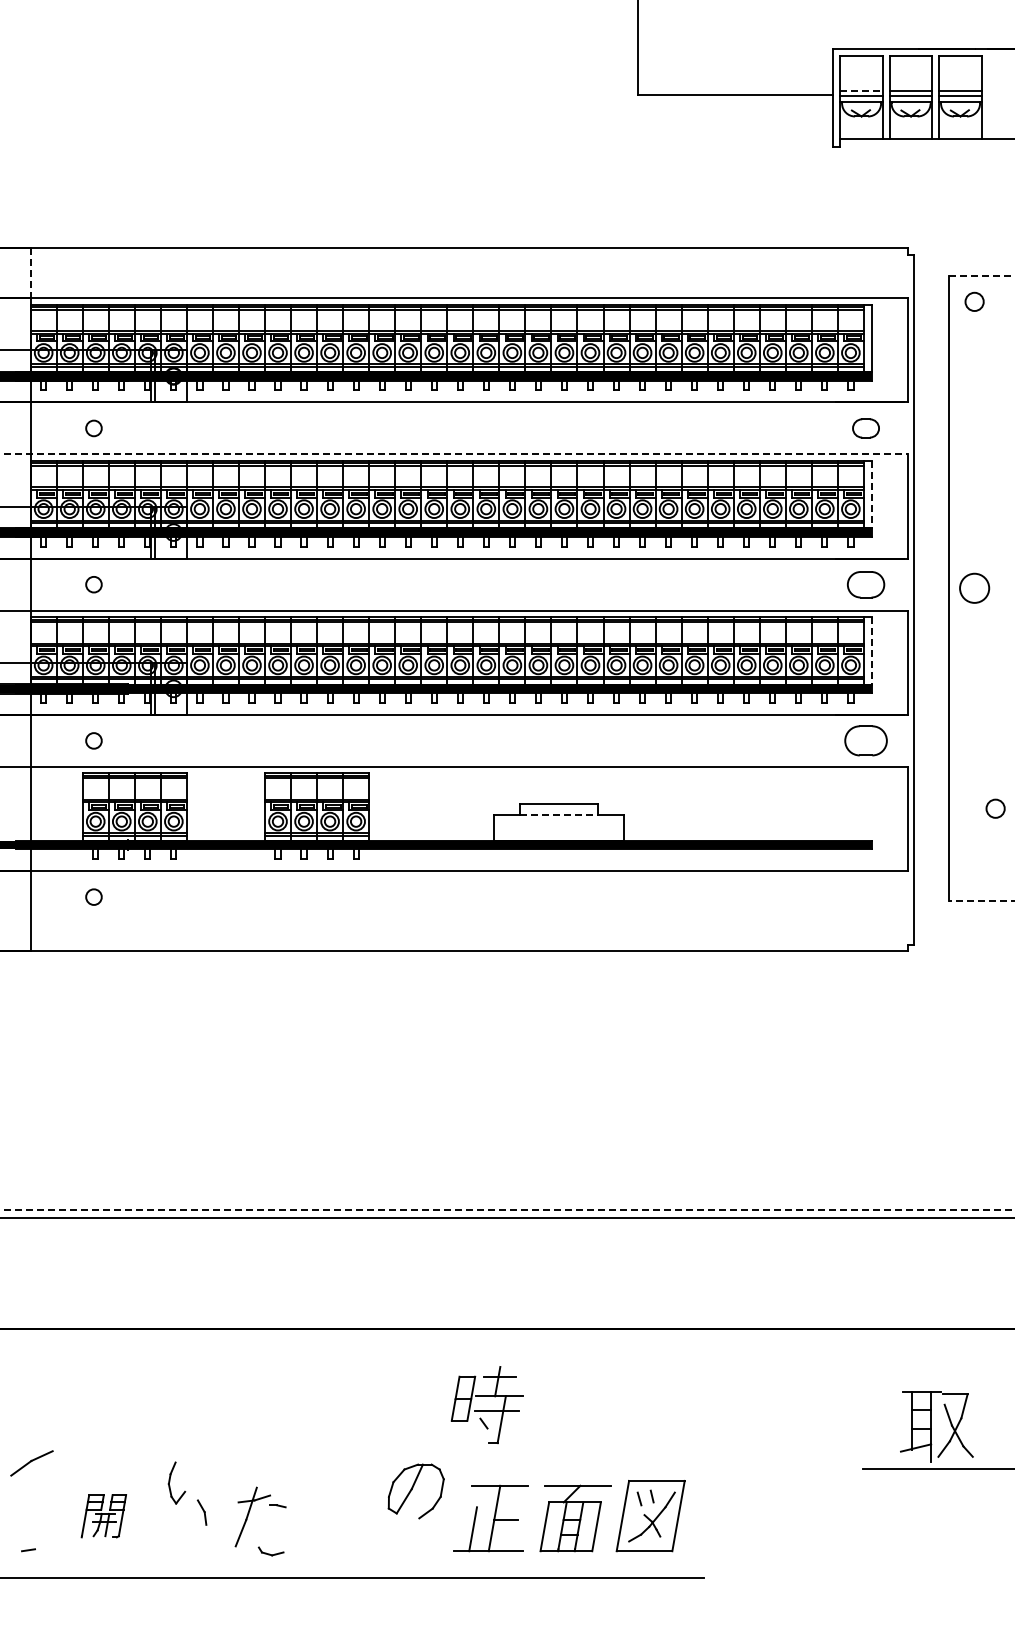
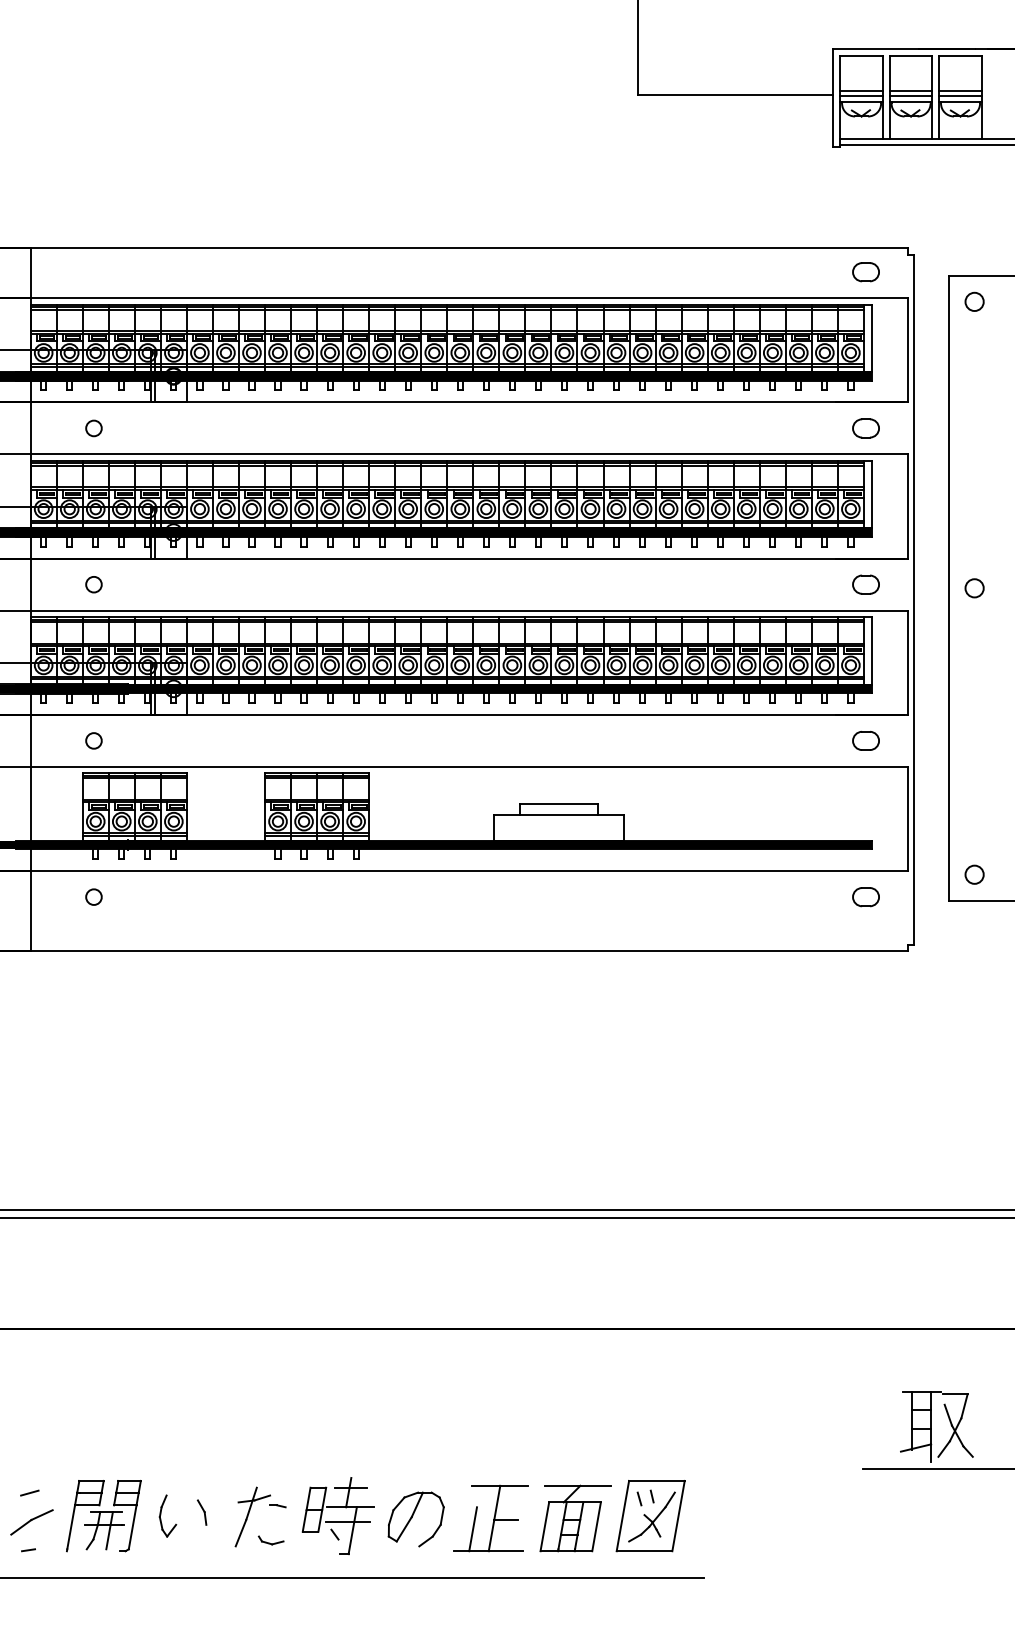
line: dashed -> solid (862, 91)
line: none -> present (925, 144)
part: none -> present (865, 272)
line: dashed -> solid (31, 273)
line: dashed -> solid (981, 275)
line: dashed -> solid (454, 454)
line: dashed -> solid (871, 494)
part size: 39x28 px -> 28x21 px (865, 584)
circle diameter: 29 px -> 18 px (974, 588)
line: dashed -> solid (871, 650)
part size: 44x32 px -> 28x20 px (865, 740)
circle position: (995, 808) -> (974, 874) (974, 874)
line: dashed -> solid (559, 814)
part: none -> present (865, 897)
line: dashed -> solid (981, 900)
line: dashed -> solid (507, 1209)
part position: (486, 1404) -> (337, 1515) (337, 1515)
part position: (31, 1463) -> (31, 1522) (31, 1522)
part position: (176, 1482) -> (167, 1515) (167, 1515)
part position: (415, 1491) -> (415, 1519) (415, 1519)
line: none -> present (29, 1492)
part size: 47x45 px -> 76x73 px (103, 1516)
part position: (270, 1551) -> (270, 1540) (270, 1540)
